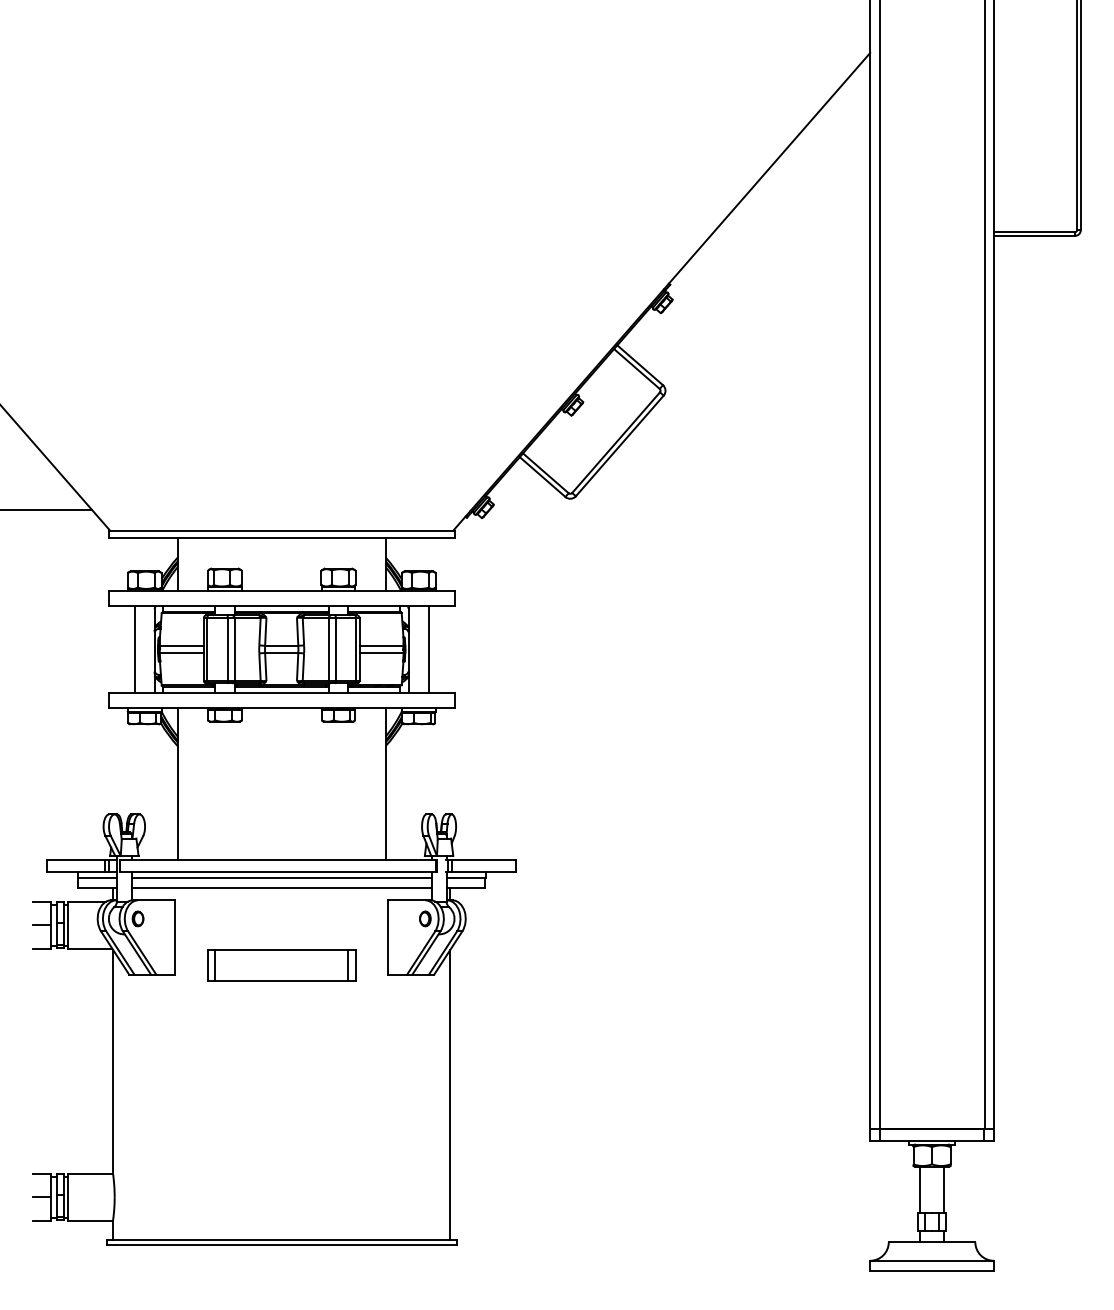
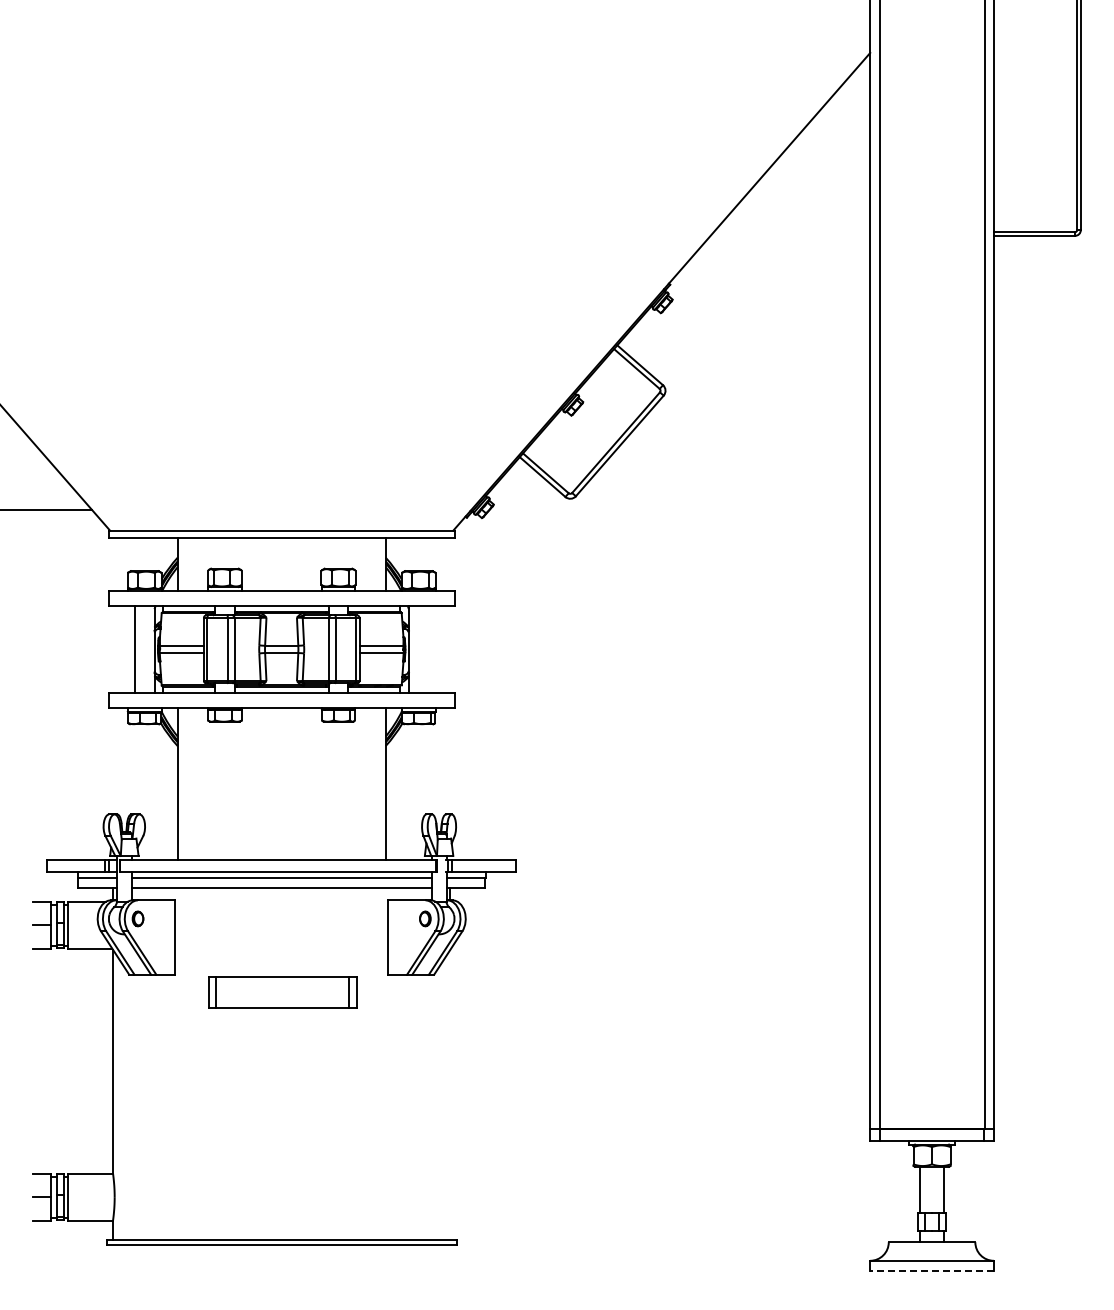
line: present -> none (428, 649)
part position: (281, 965) -> (282, 992) (282, 992)
line: present -> none (450, 1094)
line: solid -> dashed (932, 1270)
